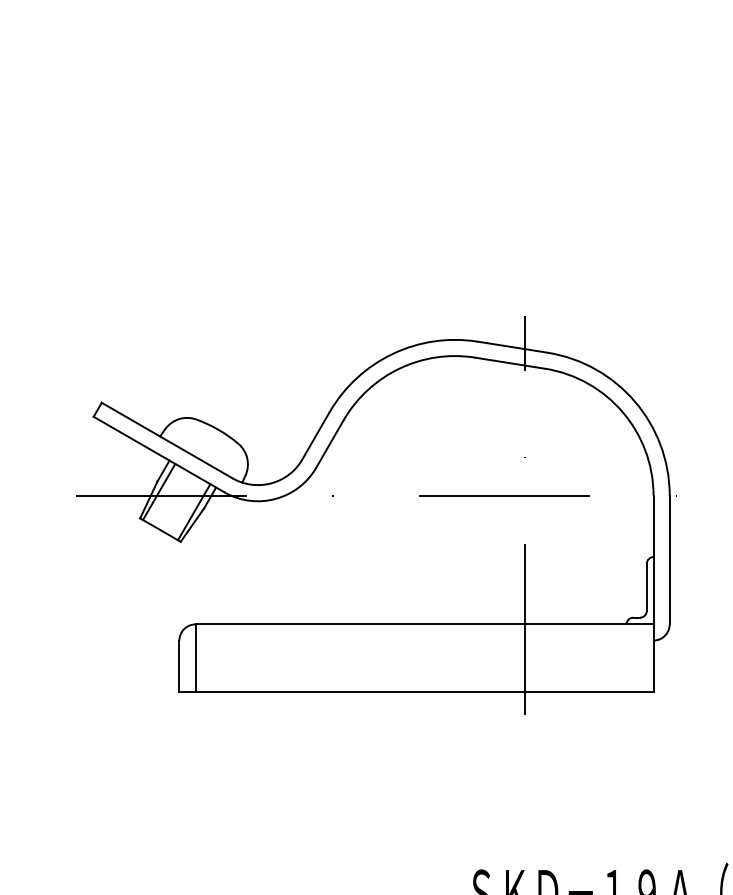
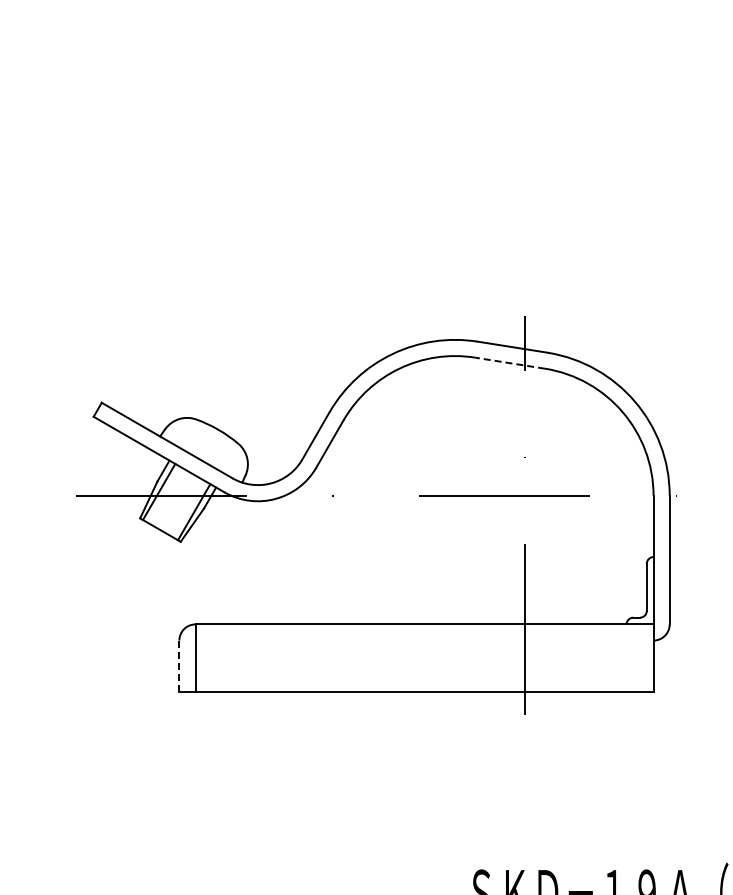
line: solid -> dashed (509, 363)
line: solid -> dashed (179, 666)
